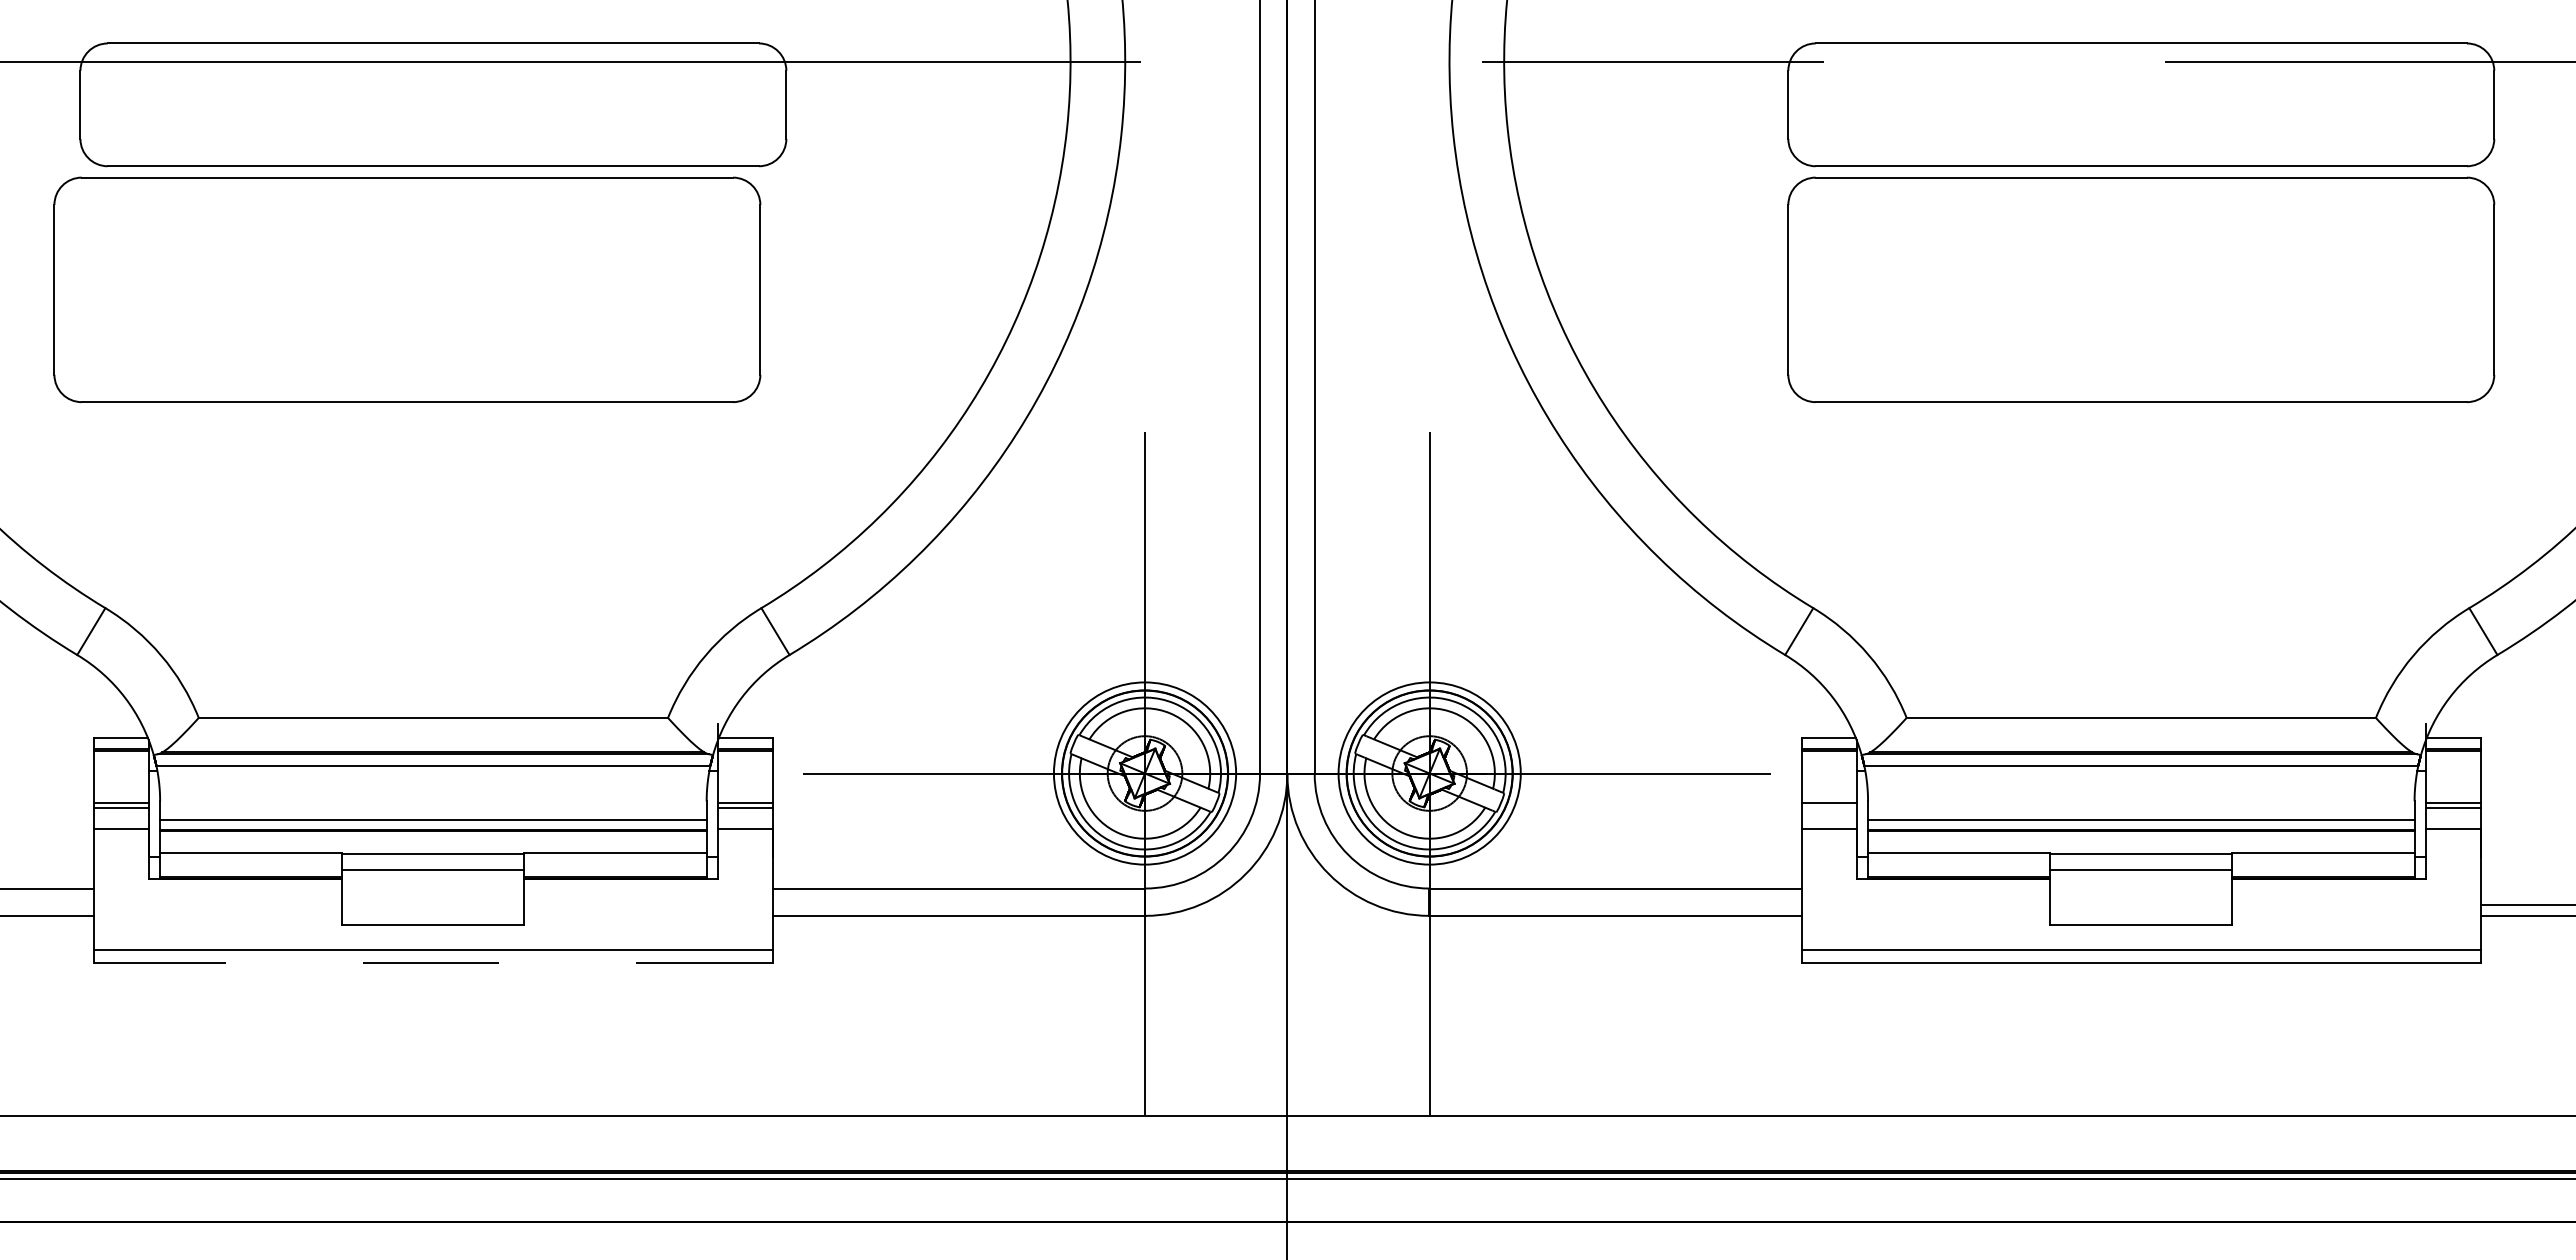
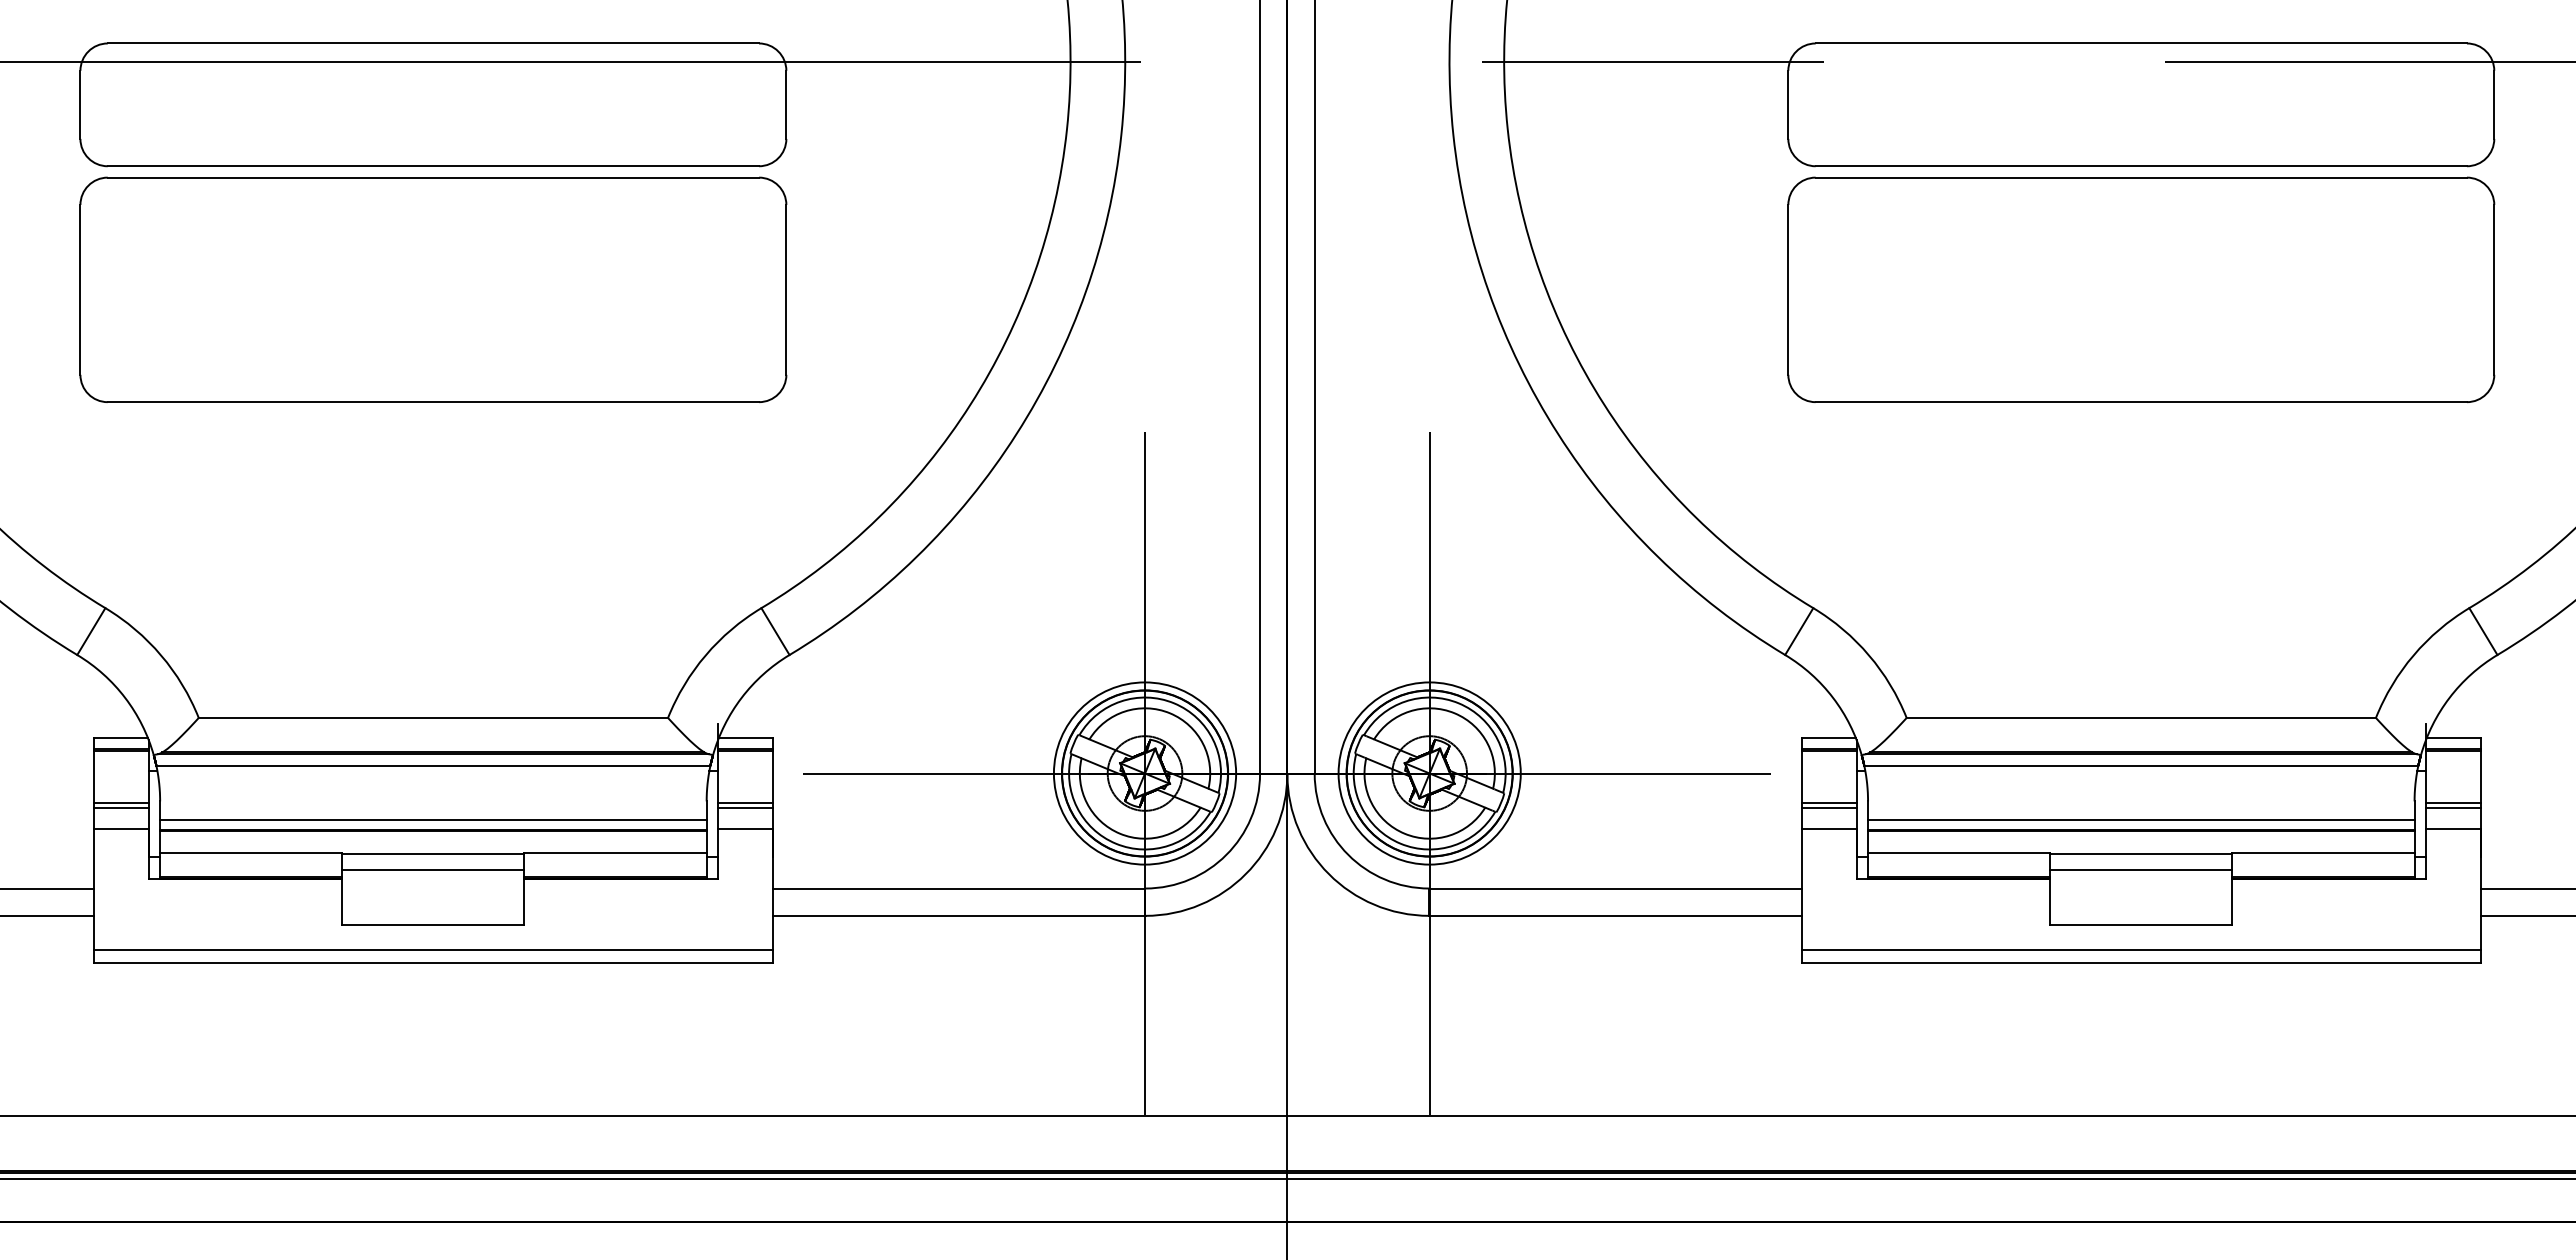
part position: (407, 289) -> (433, 289) (433, 289)
line: none -> present (1829, 808)
line position: (2526, 904) -> (2526, 888) (2526, 888)
line: dashed -> solid (432, 963)
